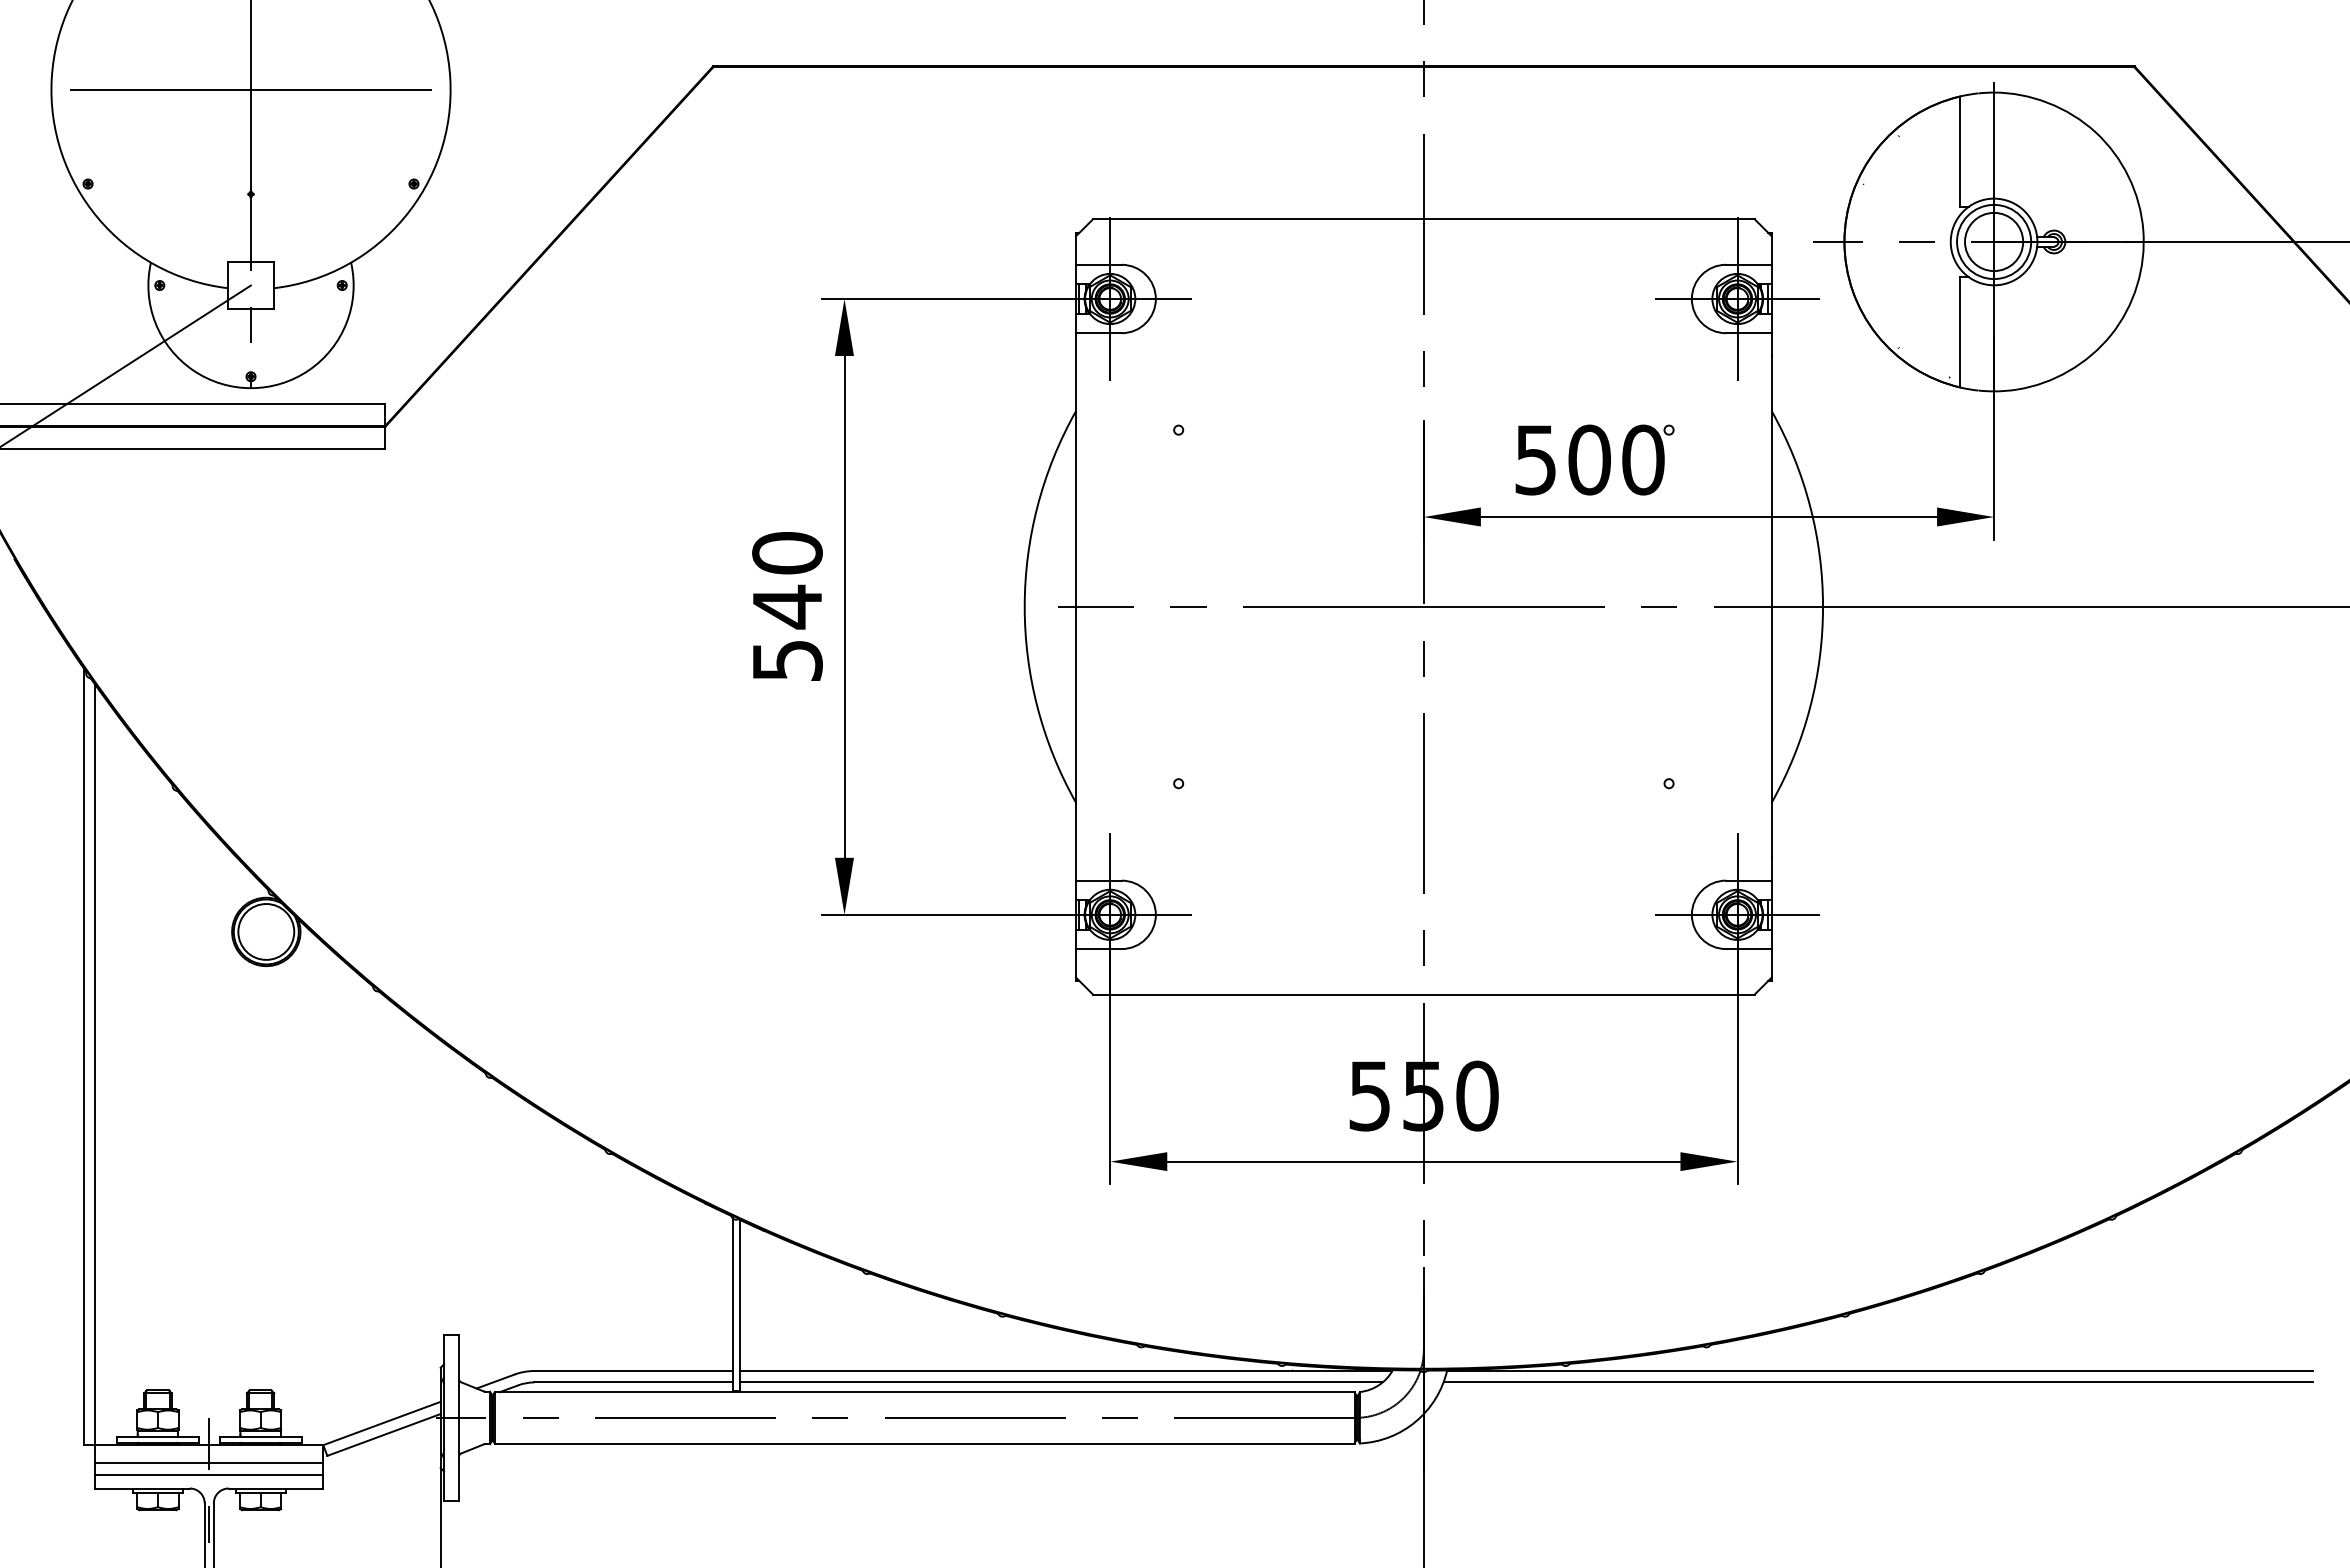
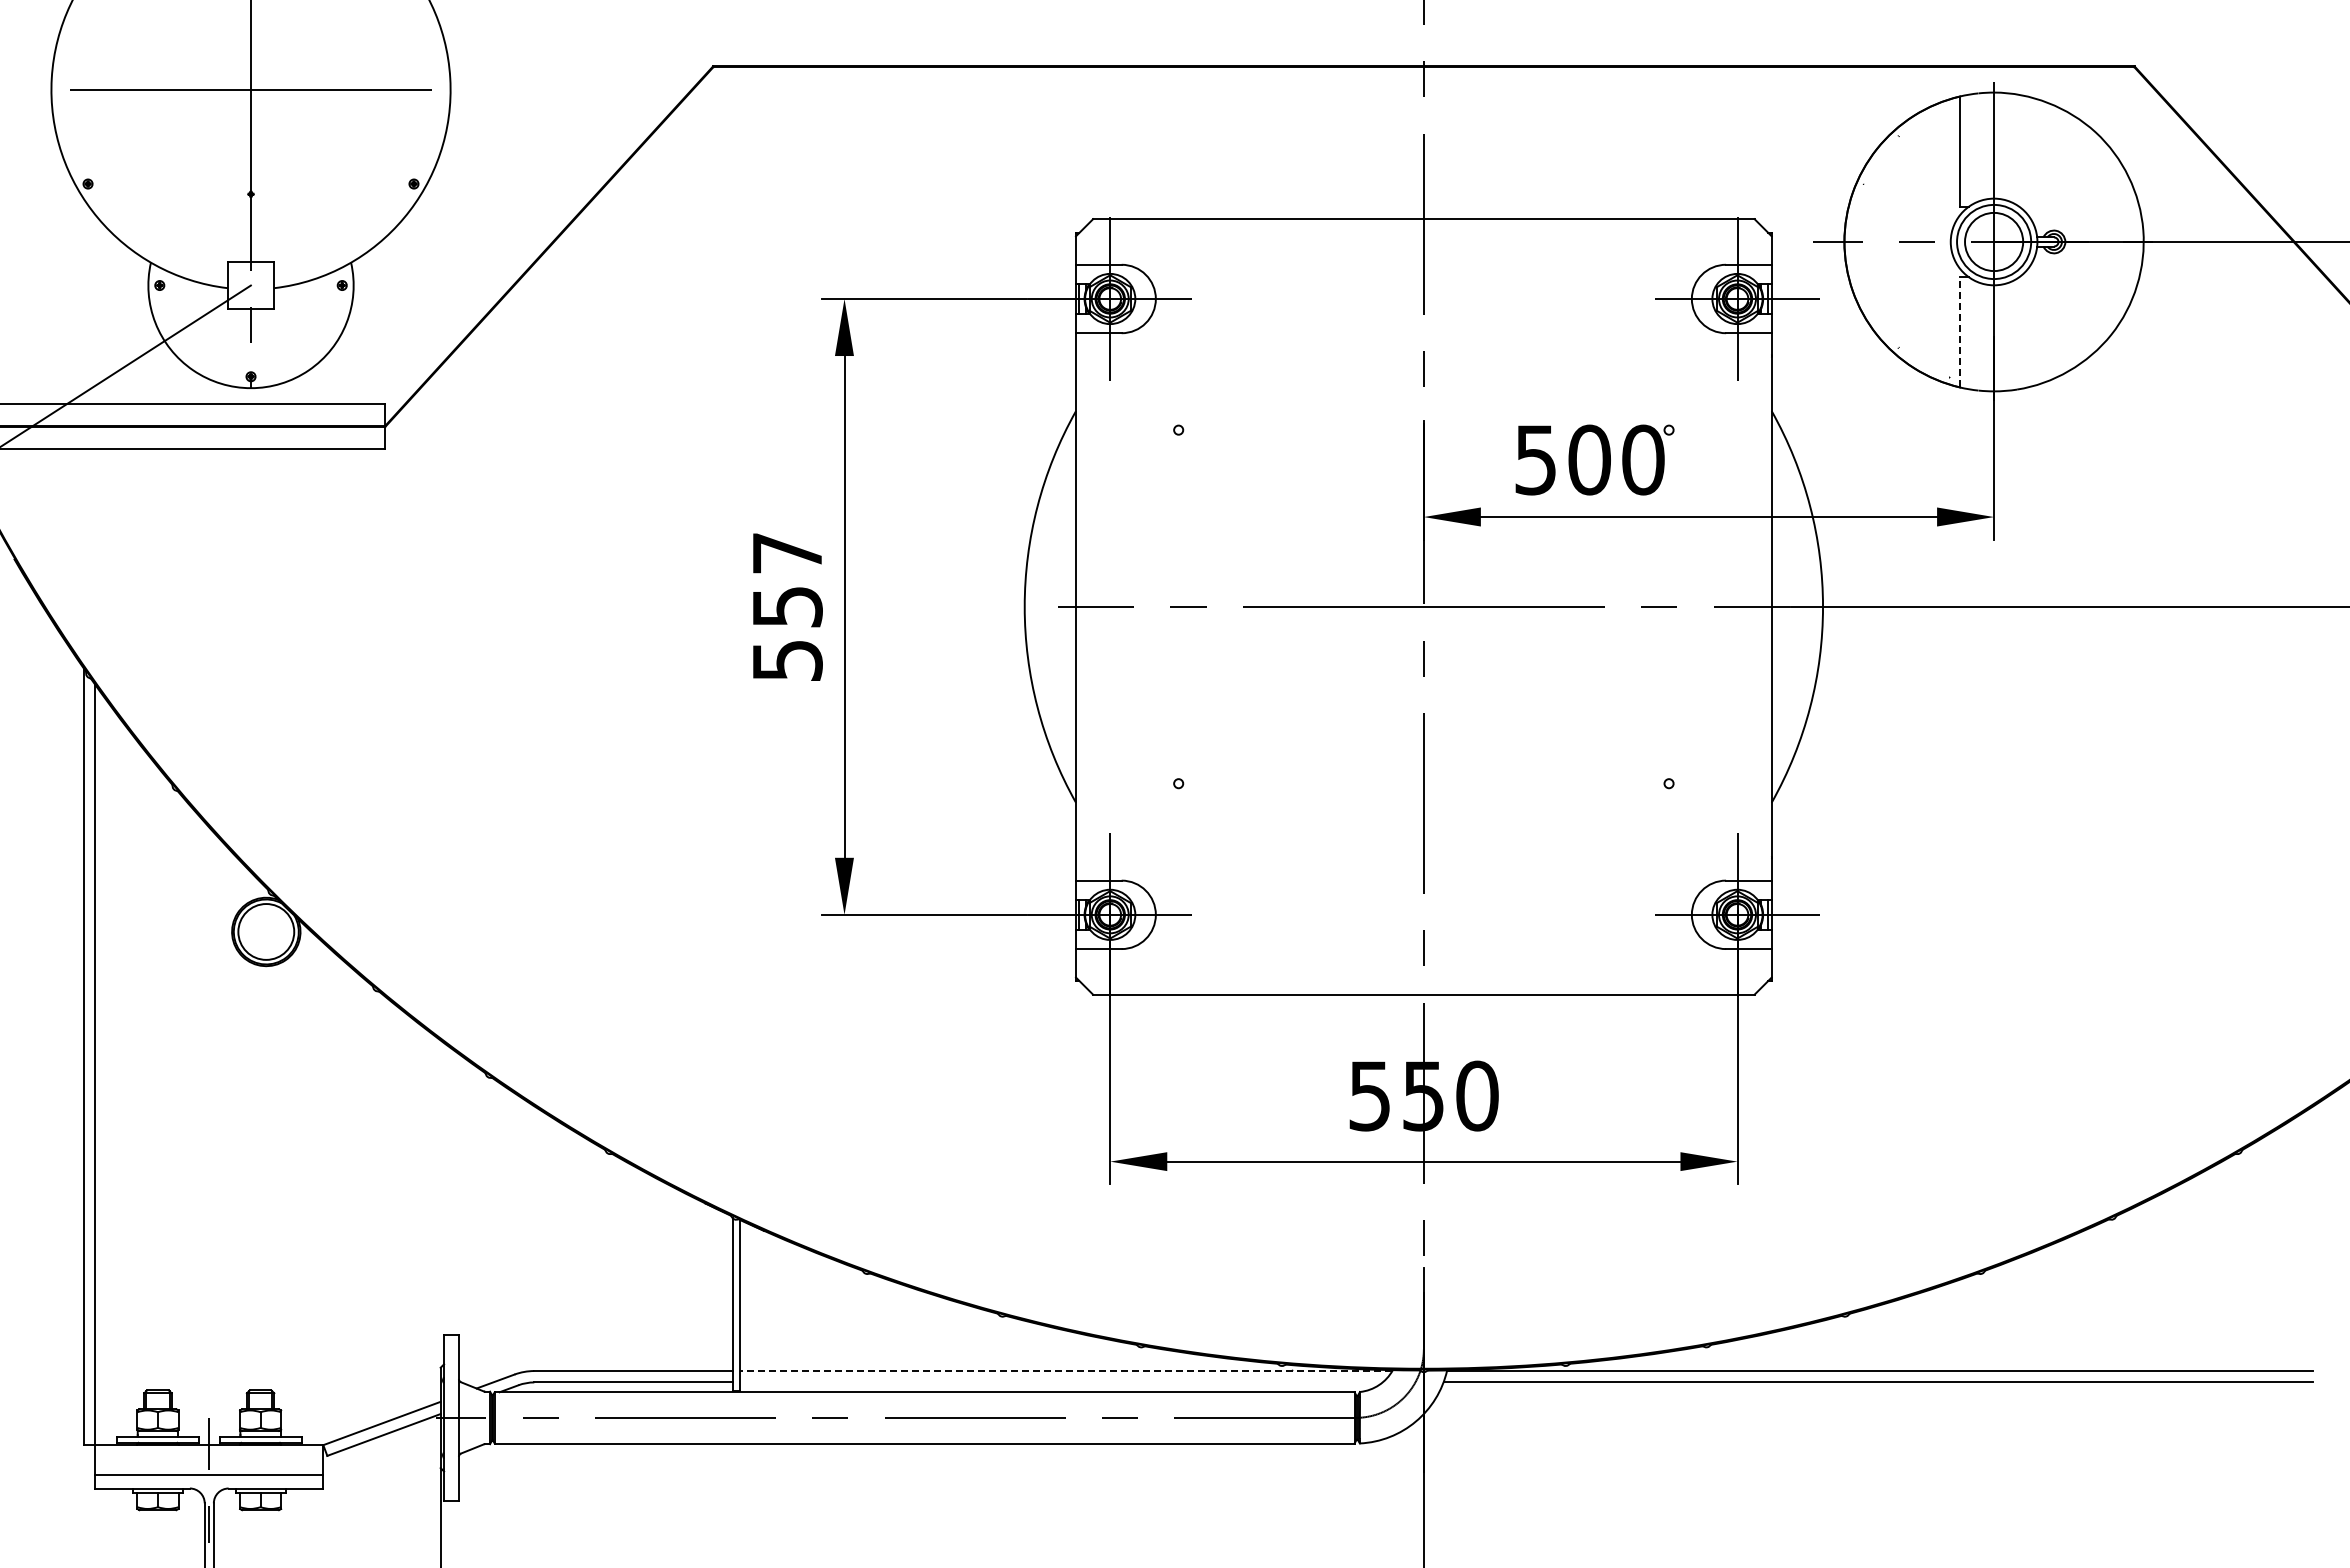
line: solid -> dashed (1959, 331)
text: 540 -> 557 (787, 580)
line: solid -> dashed (1065, 1371)
line: present -> none (1060, 1382)
line: present -> none (209, 1463)
